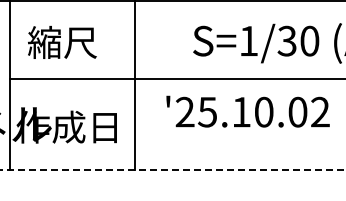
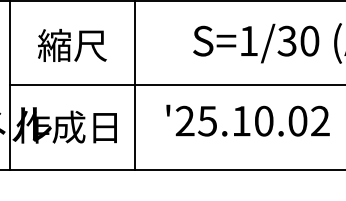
text position: (62, 42) -> (72, 45) (72, 45)
line position: (176, 79) -> (176, 85) (176, 85)
text position: (247, 111) -> (247, 120) (247, 120)
line: dashed -> solid (173, 170)
